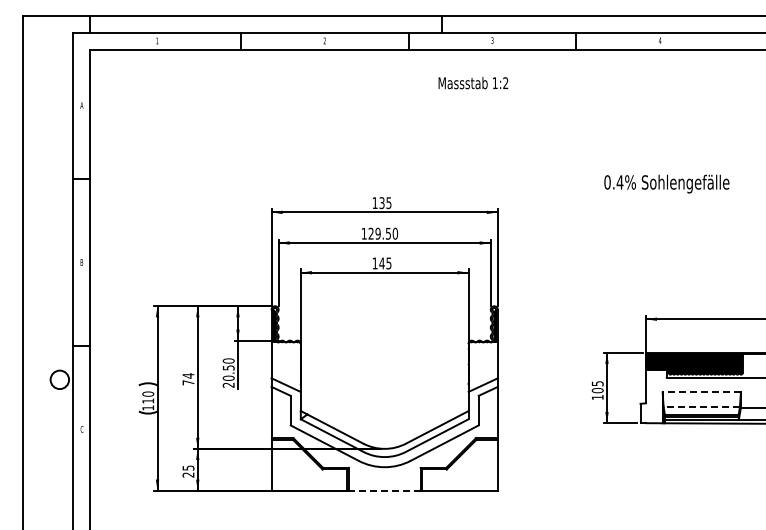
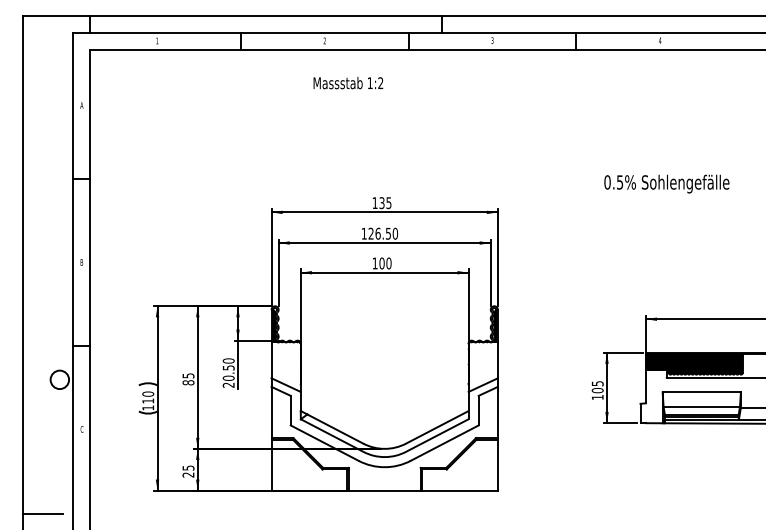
text position: (473, 83) -> (348, 83) (348, 83)
text: 0.4% -> 0.5% (619, 182)
text: 129.50 -> 126.50 (377, 233)
text: 145 -> 100 (385, 263)
text: 74 -> 85 (188, 379)
line: dashed -> solid (701, 392)
line: dashed -> solid (701, 407)
line: dashed -> solid (384, 490)
line: none -> present (42, 513)
